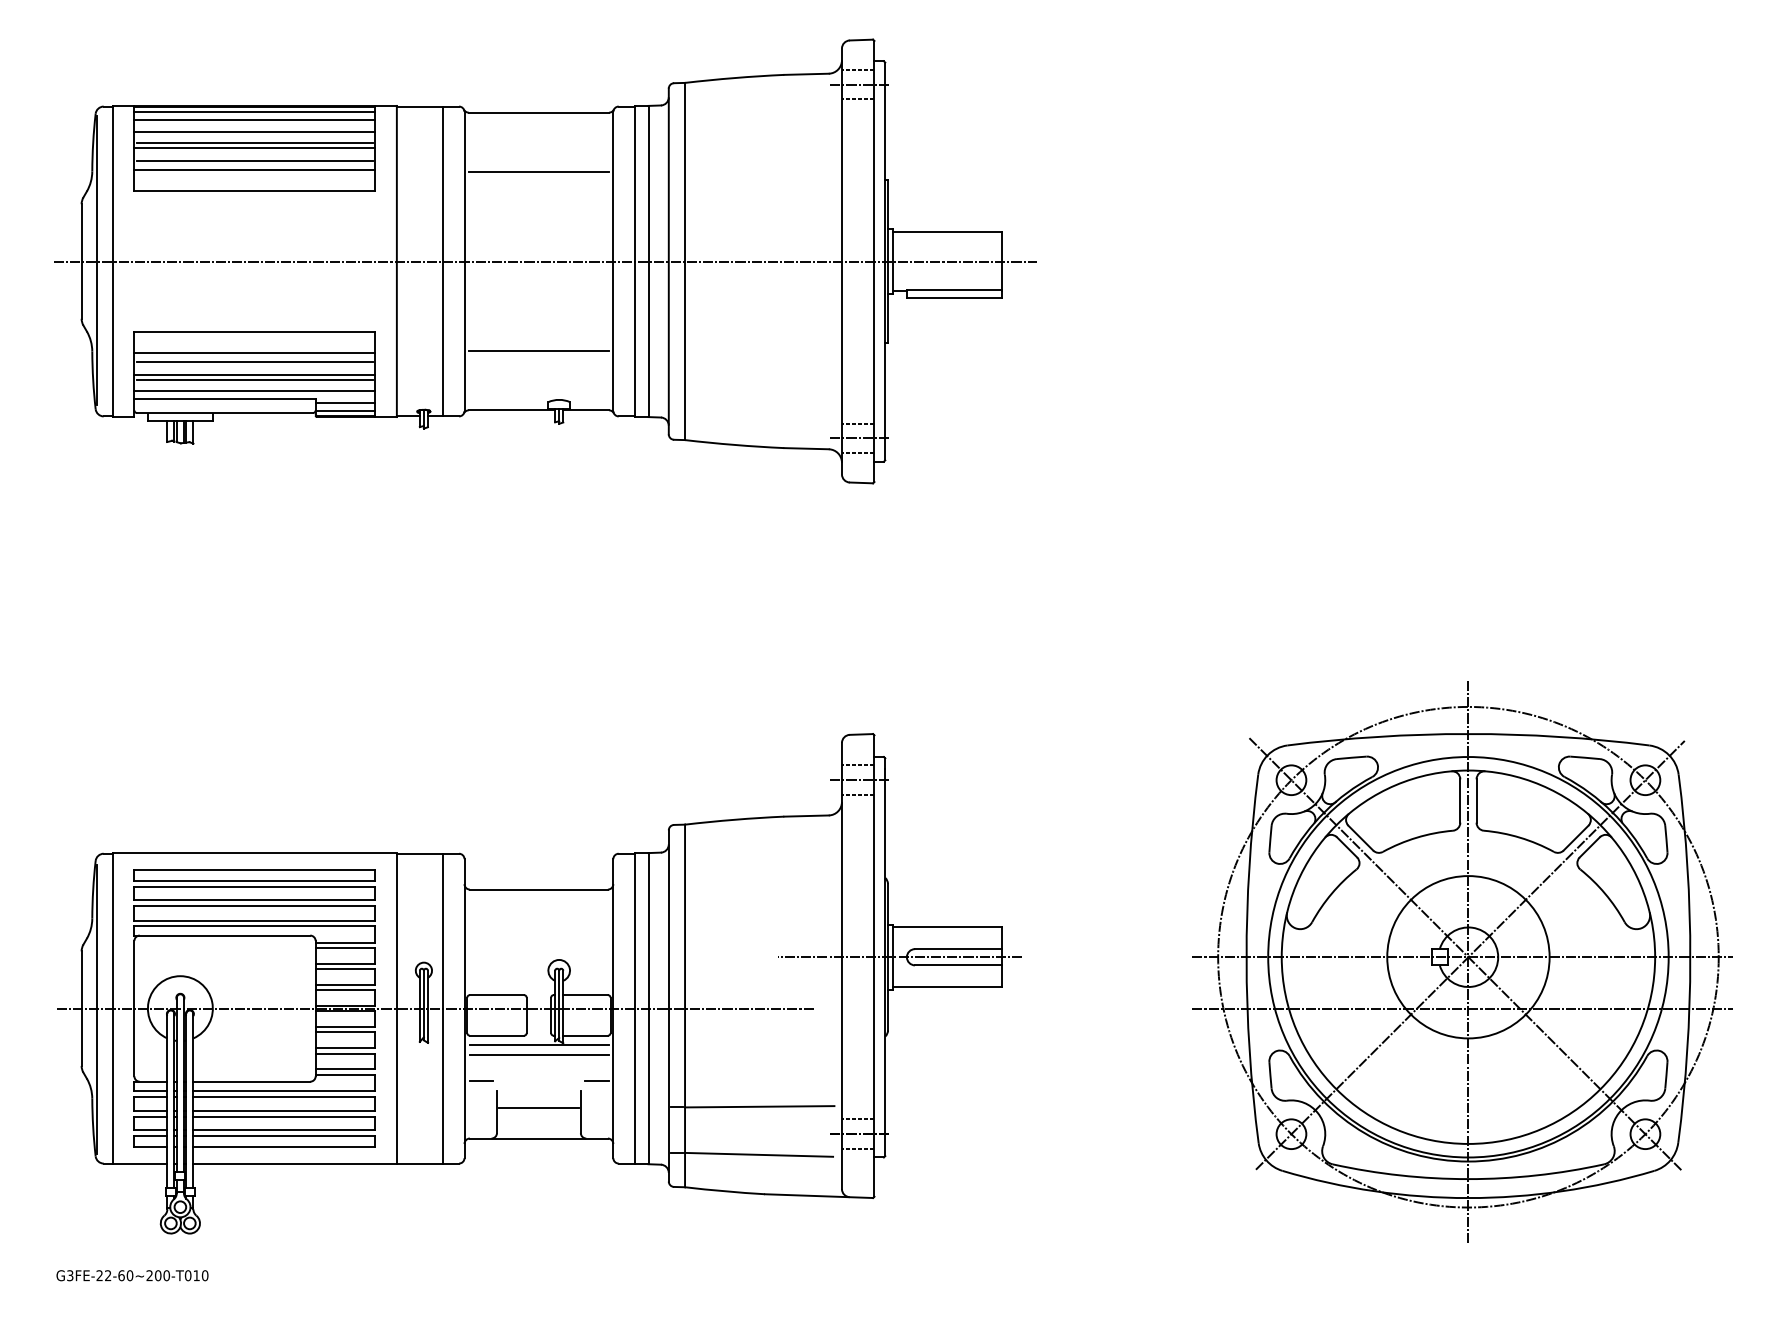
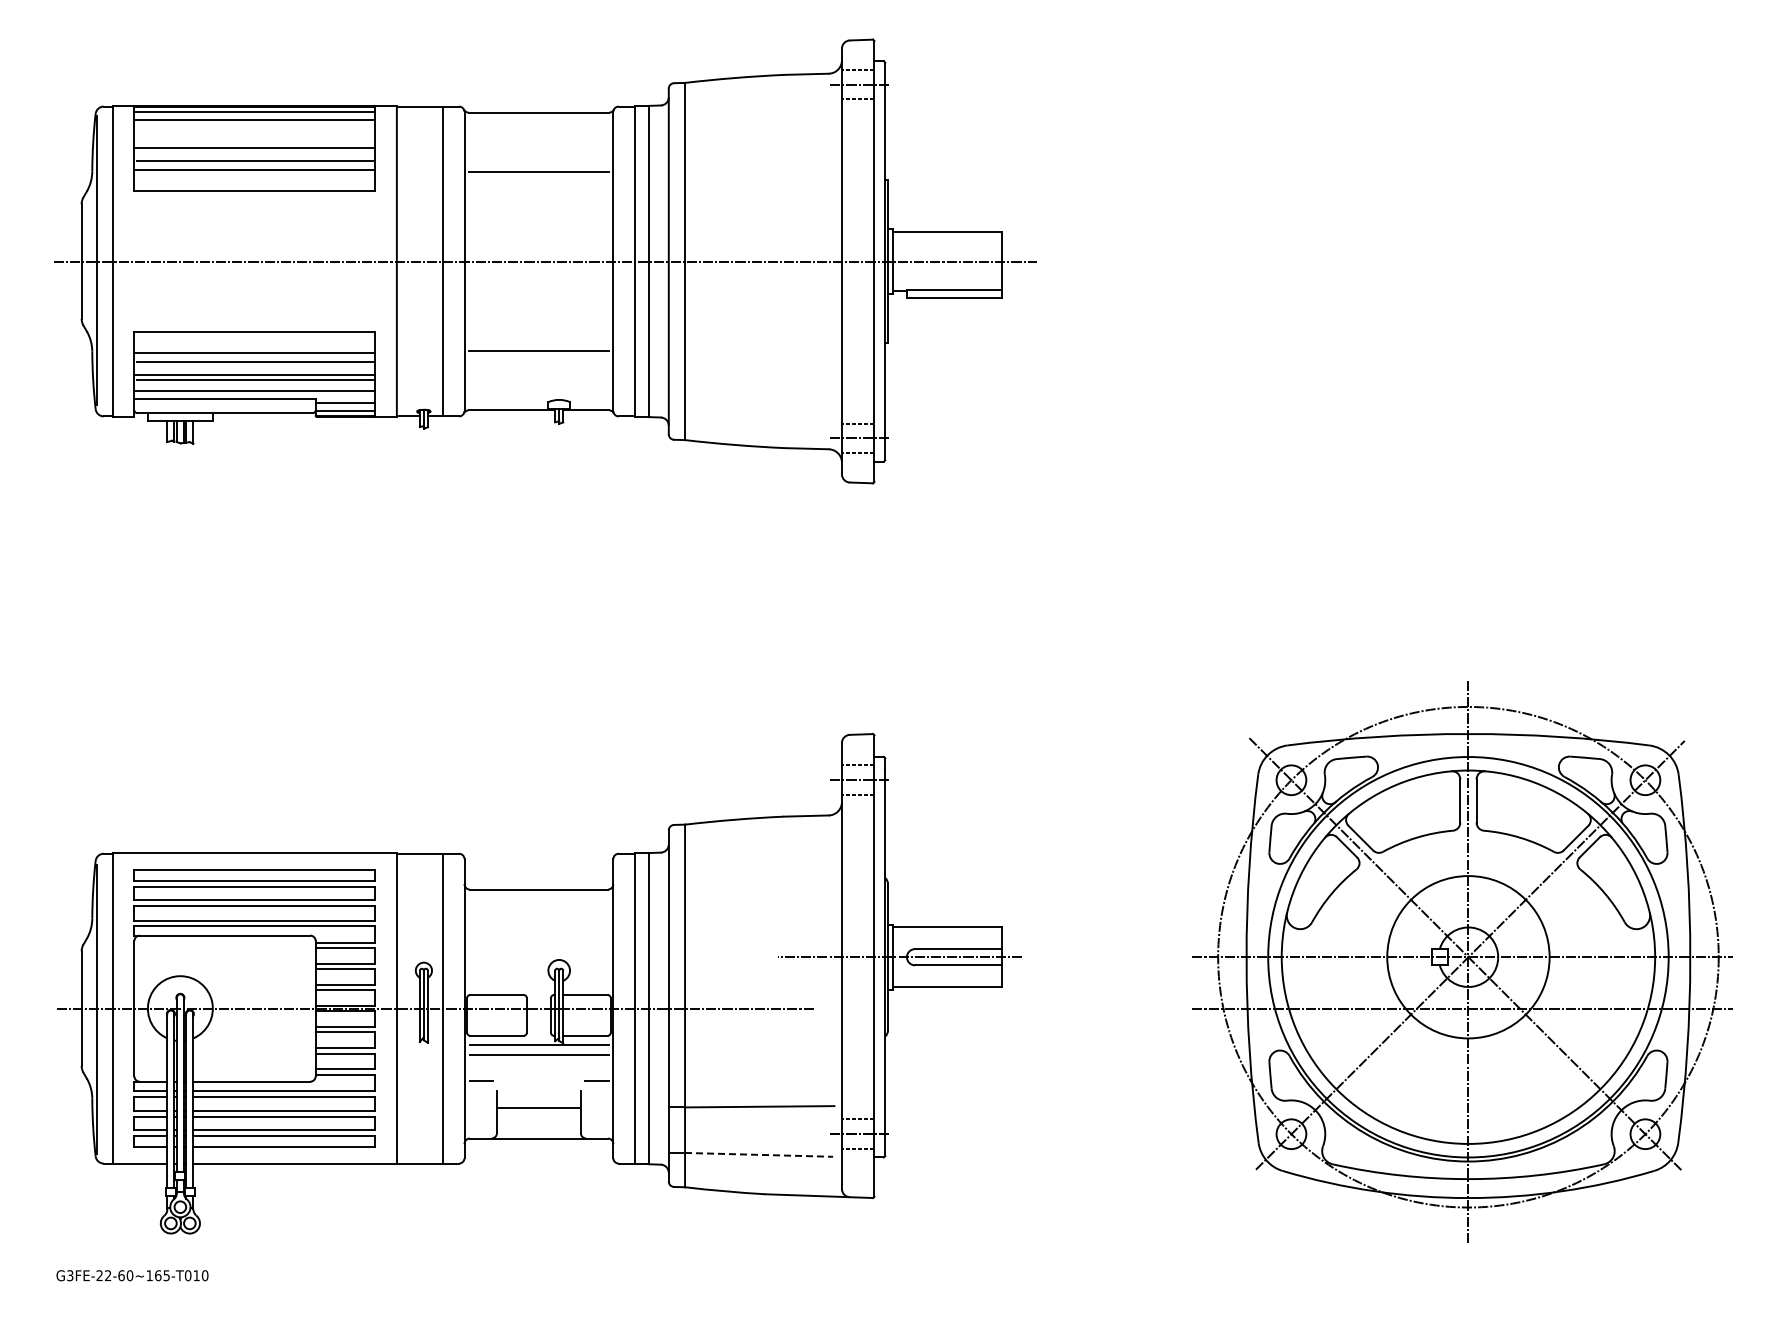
line: present -> none (254, 131)
line: present -> none (254, 142)
line: solid -> dashed (759, 1154)
text: G3FE-22-60~200-T010 -> G3FE-22-60~165-T010 (158, 1275)
